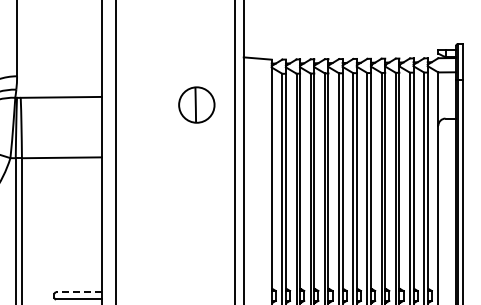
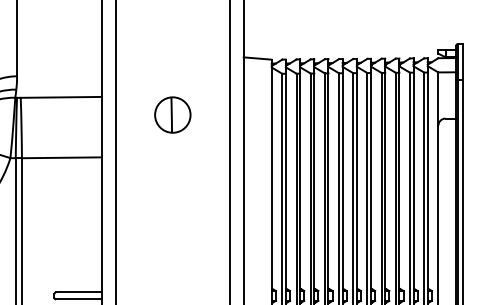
part position: (196, 104) -> (172, 114) (172, 114)
line position: (234, 151) -> (229, 151) (229, 151)
line: dashed -> solid (79, 292)
